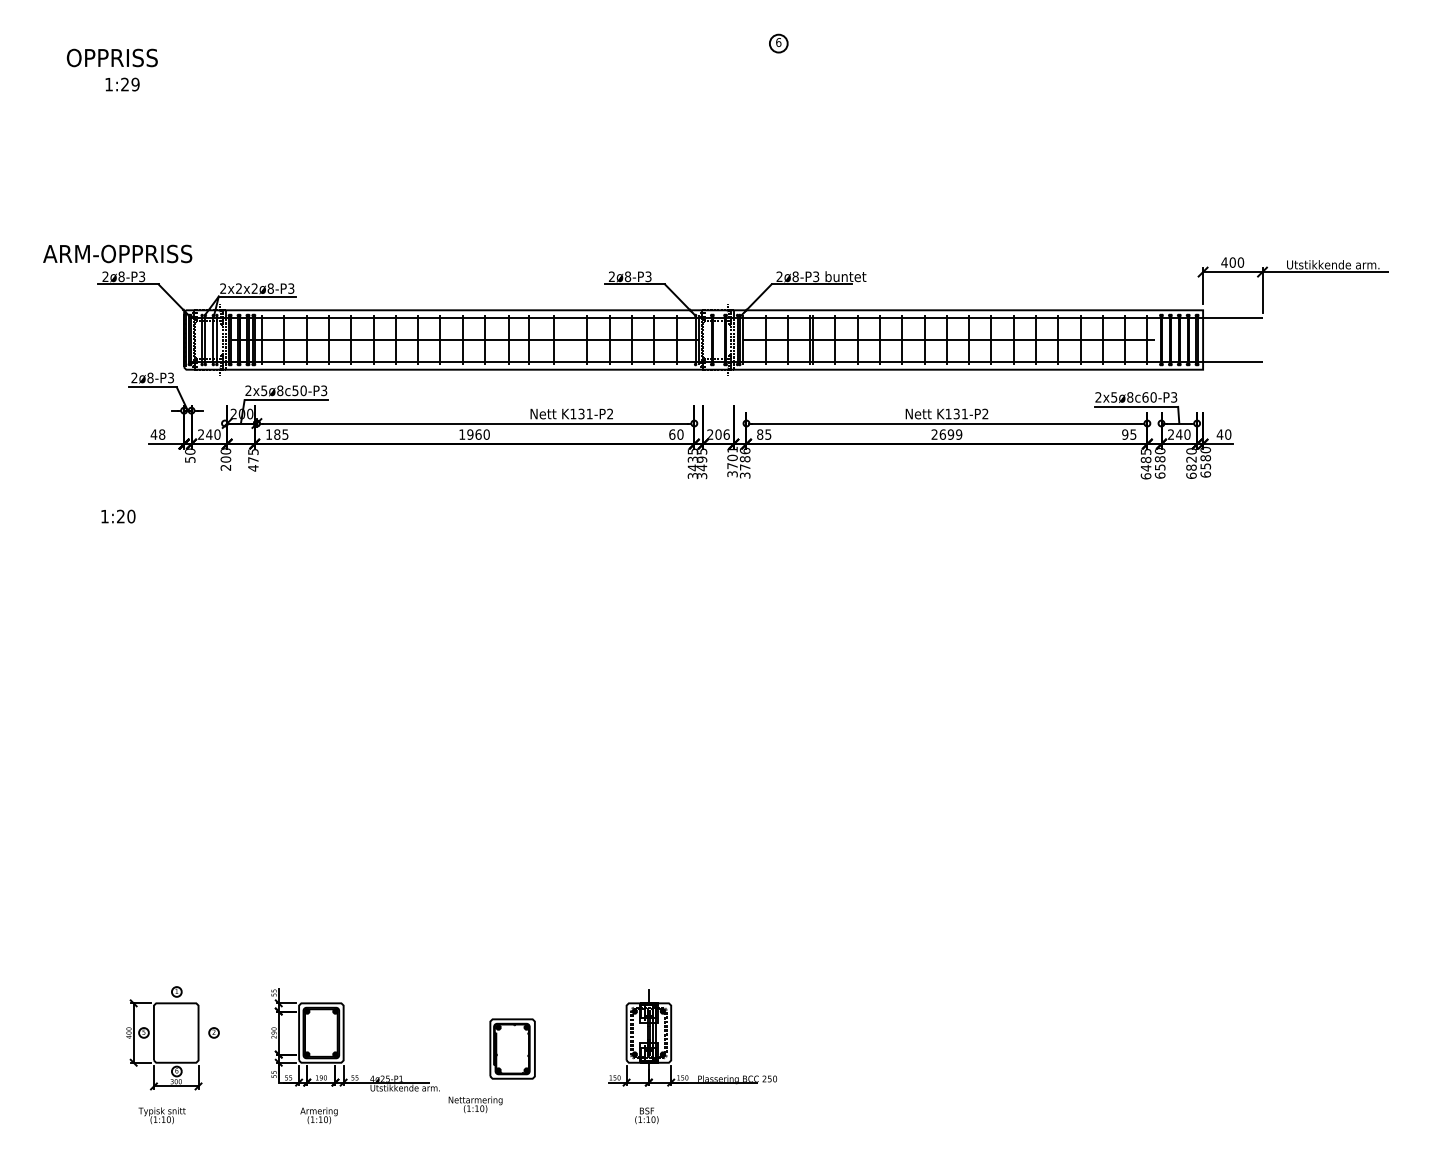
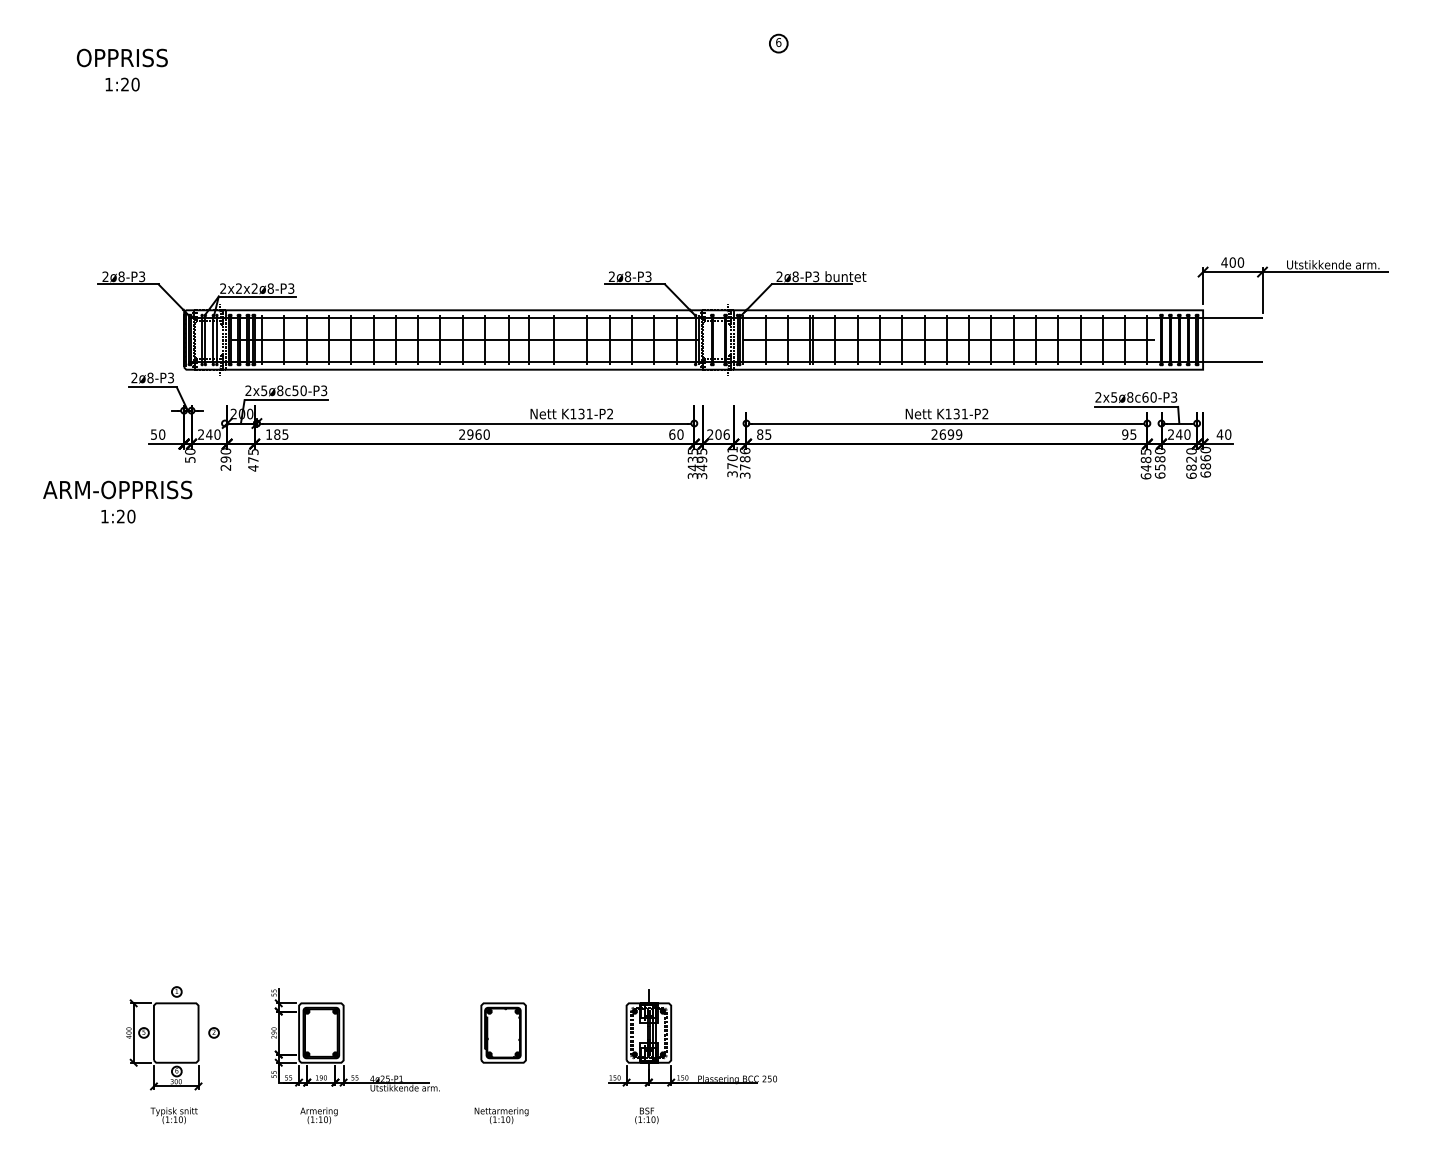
text position: (111, 57) -> (121, 57) (121, 57)
text: 1:29 -> 1:20 (135, 84)
text position: (117, 253) -> (117, 489) (117, 489)
text: 48 -> 50 (157, 434)
text: 1960 -> 2960 (461, 434)
text: 200 -> 290 (226, 459)
text: 6580 -> 6860 (1205, 462)
part position: (512, 1048) -> (503, 1032) (503, 1032)
text position: (475, 1104) -> (501, 1115) (501, 1115)
text position: (161, 1115) -> (173, 1115) (173, 1115)
